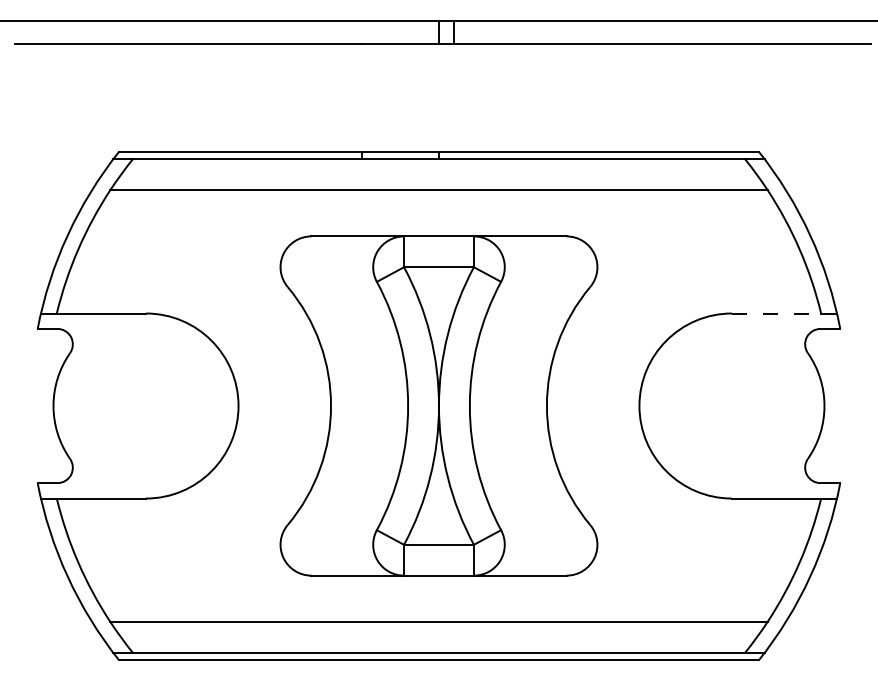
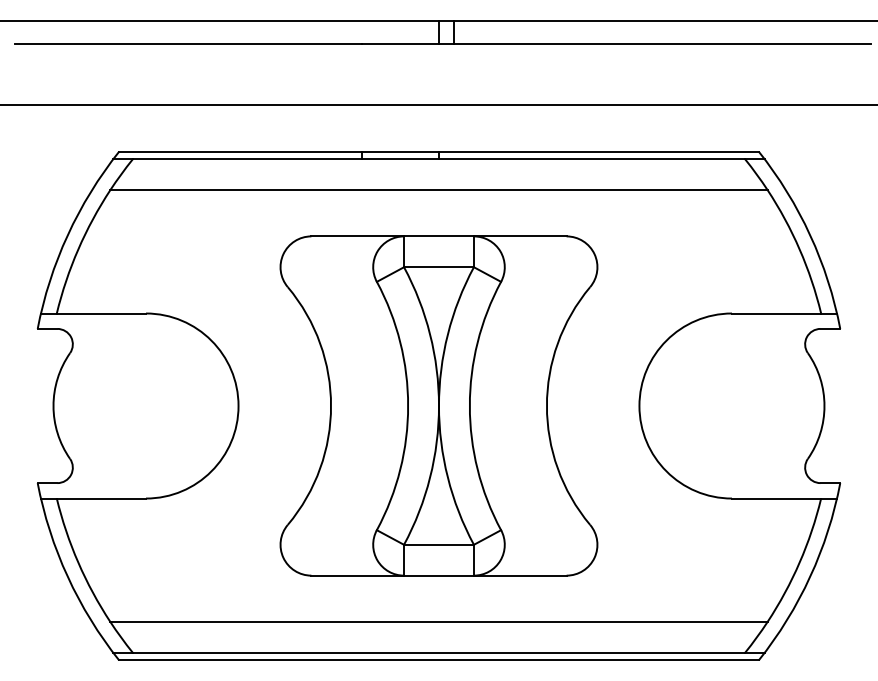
line: none -> present (438, 105)
line: dashed -> solid (776, 313)
